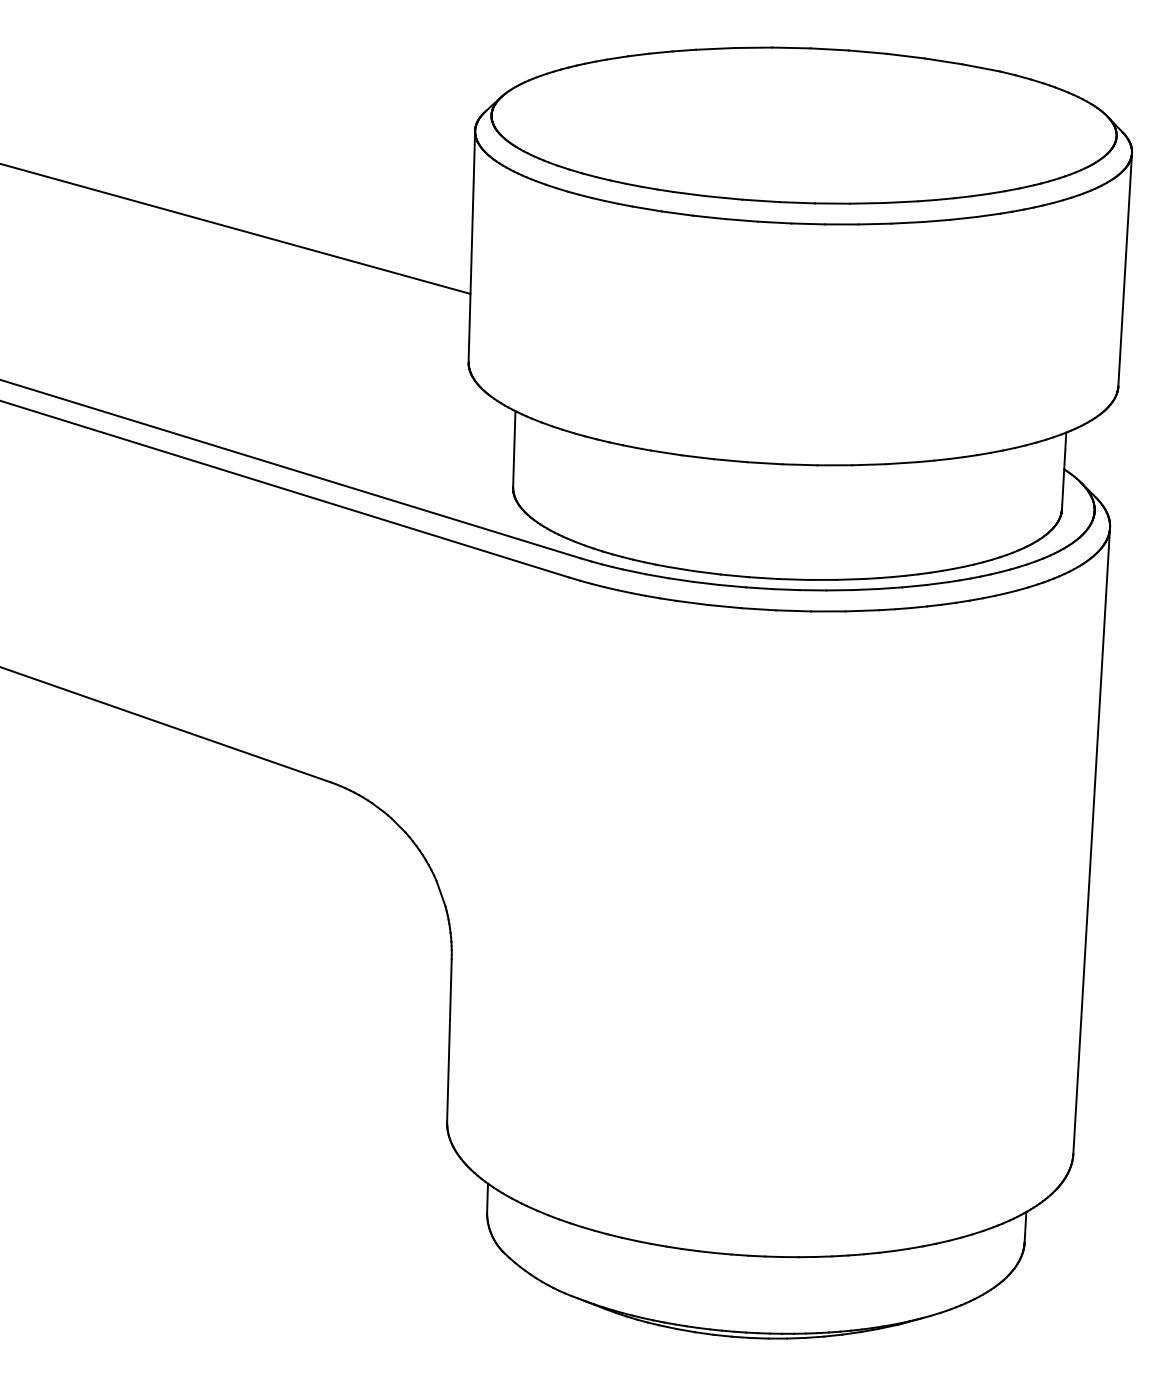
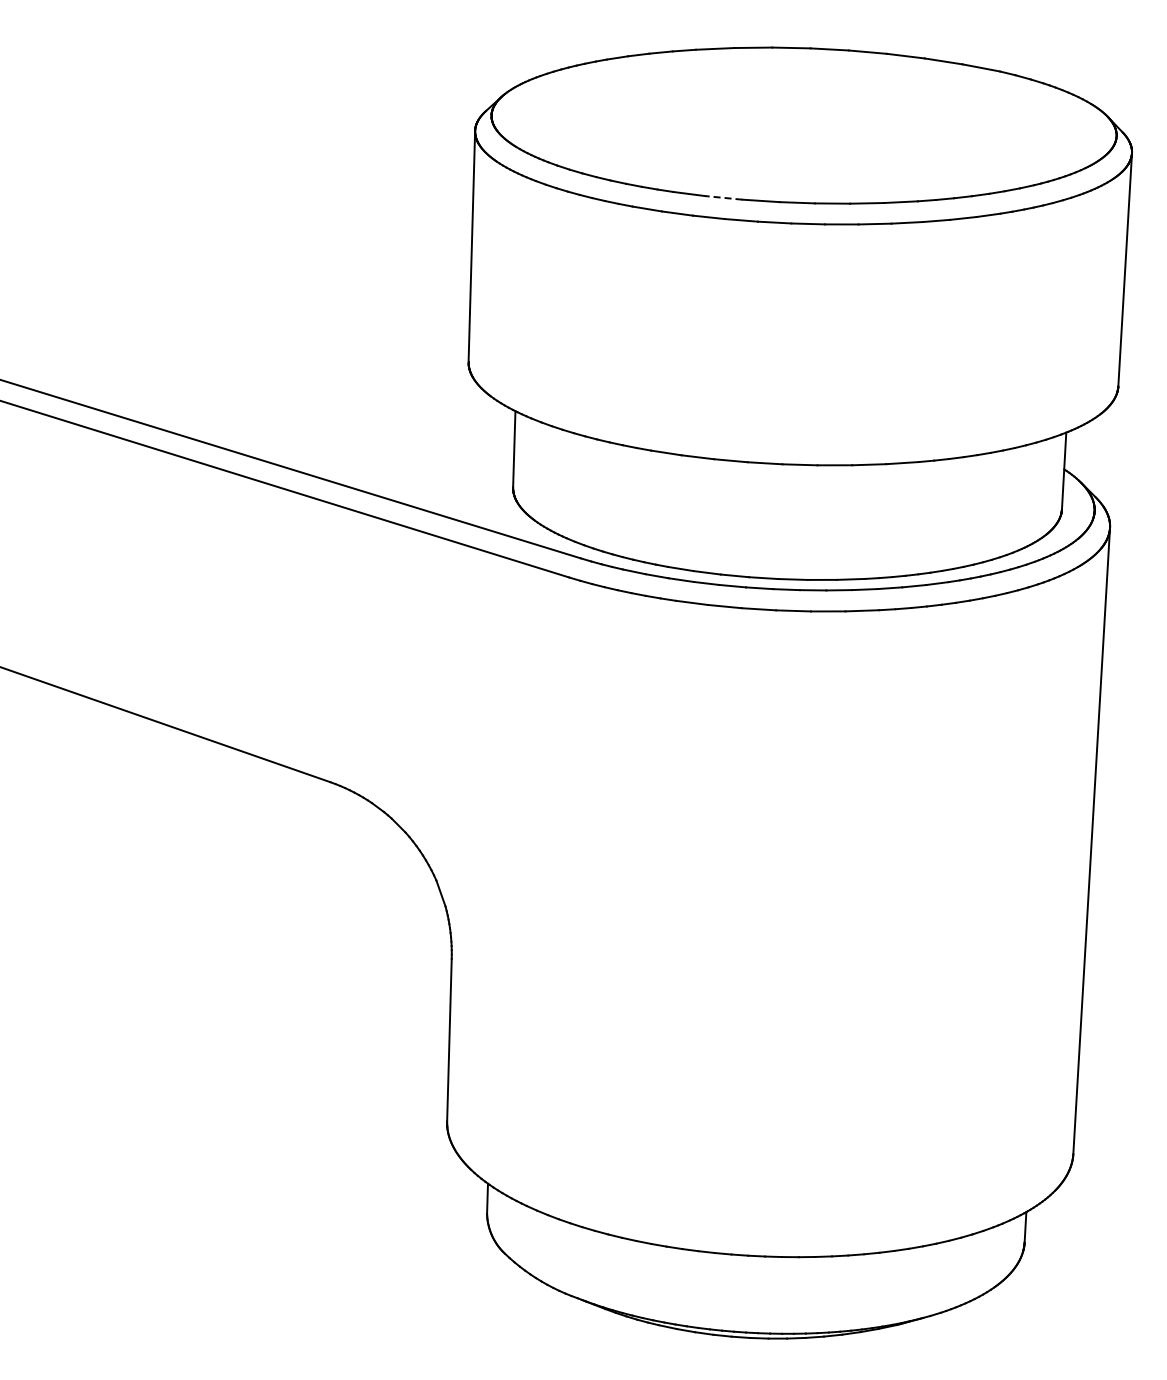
line: solid -> dashed (723, 197)
line: present -> none (236, 228)
